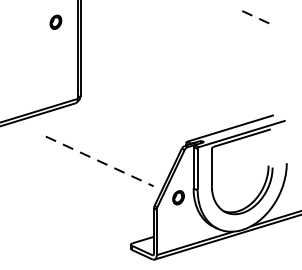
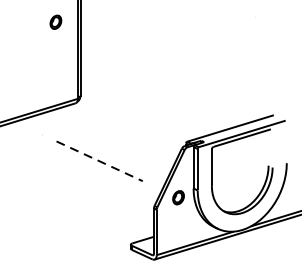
part: present -> none (255, 17)
part size: 109x52 px -> 87x42 px (99, 160)
